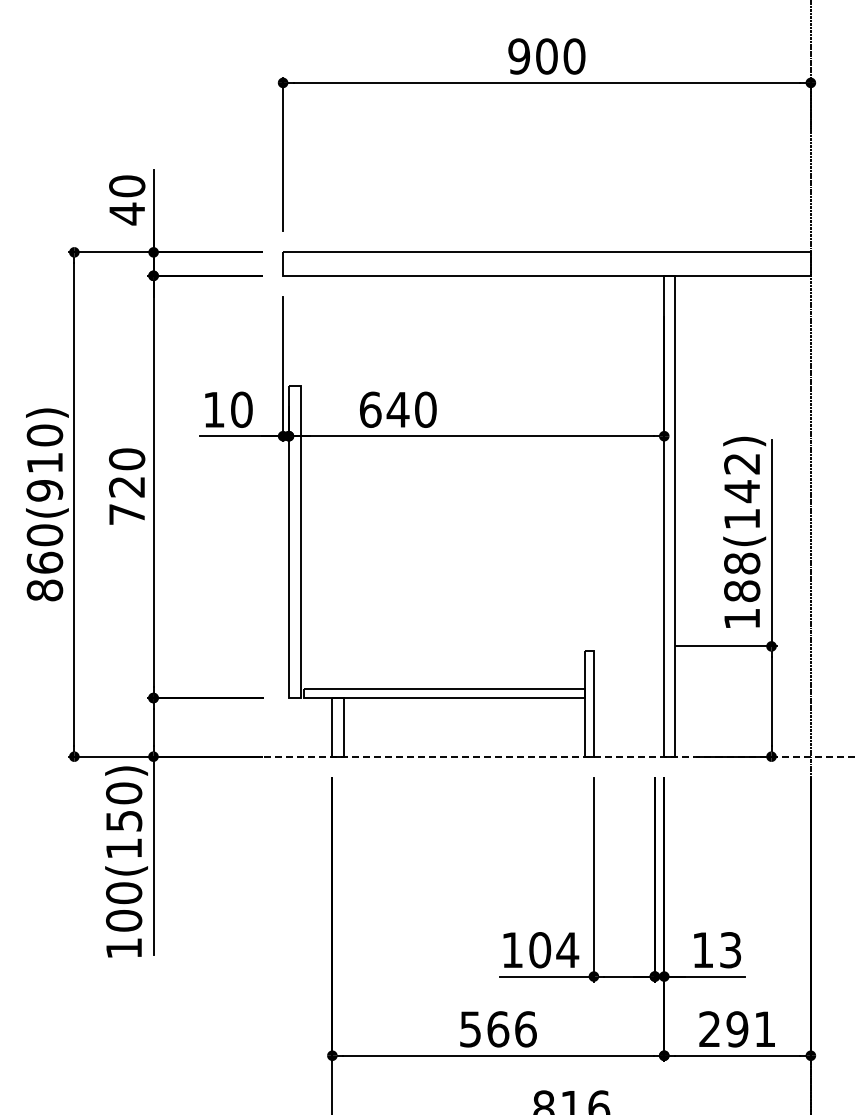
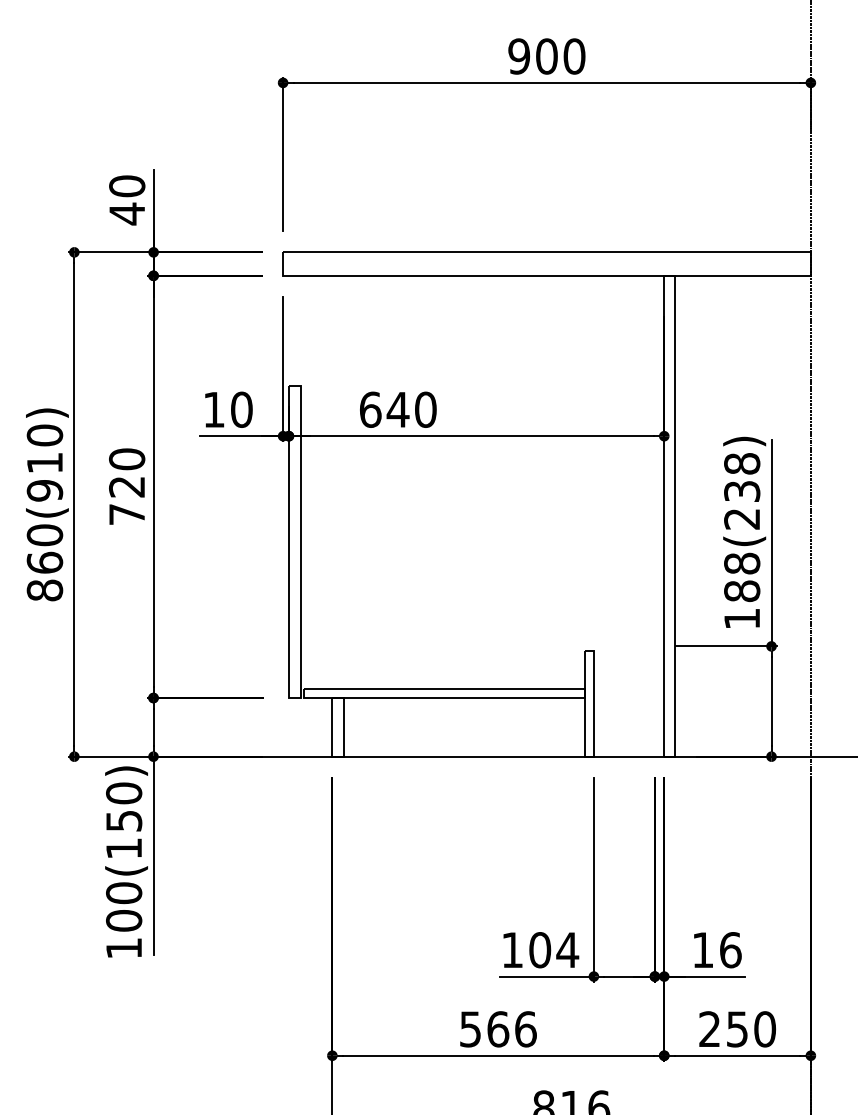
text: 188(142) -> 188(238) (742, 491)
line: dashed -> solid (534, 756)
text: 13 -> 16 (730, 950)
text: 291 -> 250 (751, 1029)
